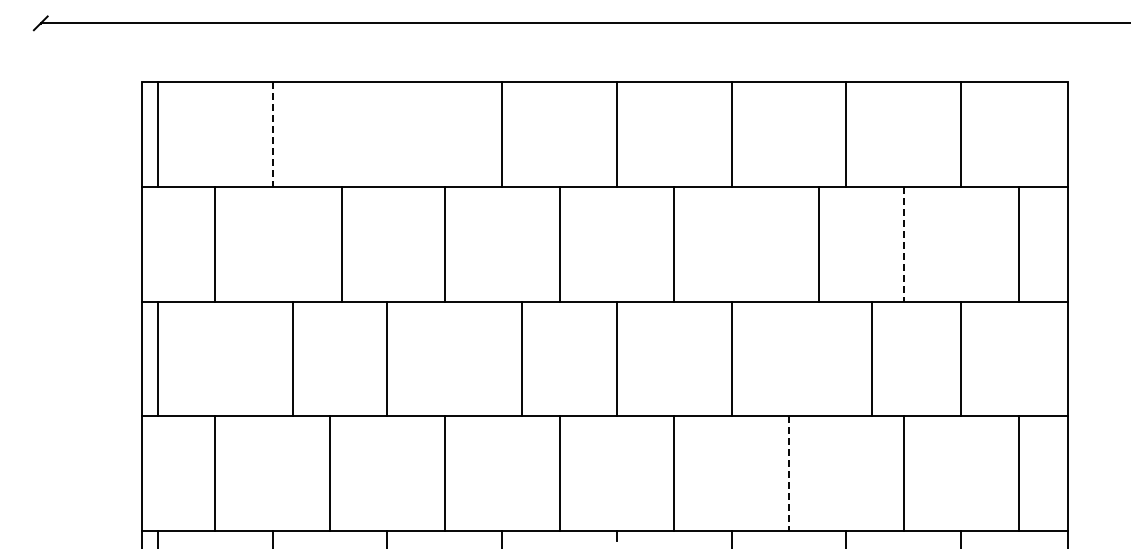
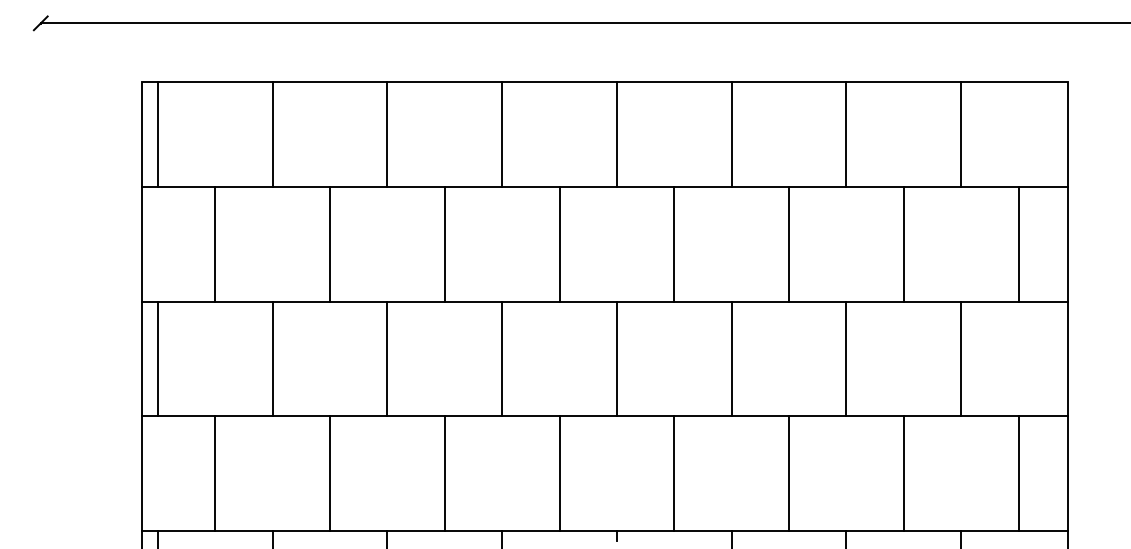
line: none -> present (387, 133)
line: dashed -> solid (272, 134)
line position: (342, 243) -> (330, 243) (330, 243)
line position: (819, 243) -> (789, 243) (789, 243)
line: dashed -> solid (903, 244)
line position: (292, 358) -> (272, 358) (272, 358)
line position: (522, 358) -> (502, 358) (502, 358)
line position: (872, 358) -> (846, 358) (846, 358)
line: dashed -> solid (789, 474)
